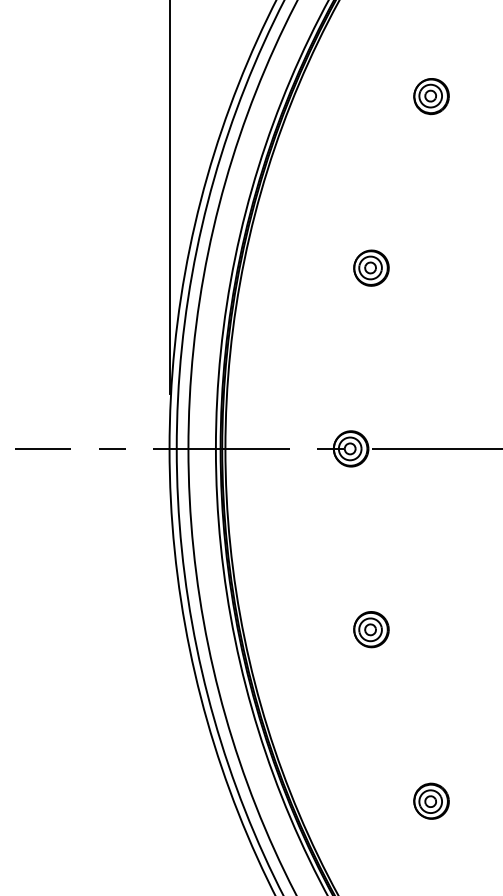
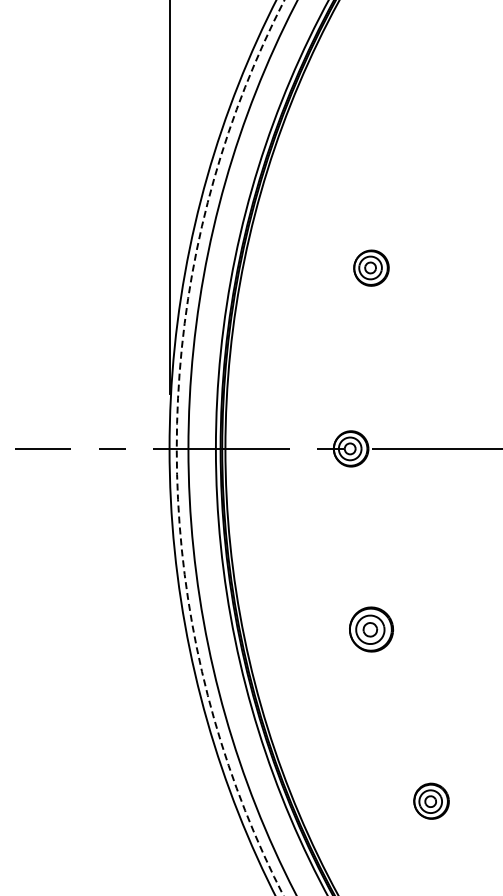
part: present -> none (431, 96)
circle: solid -> dashed (230, 447)
part size: 37x38 px -> 46x47 px (371, 629)
